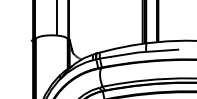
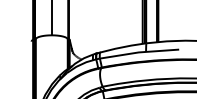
line position: (56, 18) -> (51, 18) (51, 18)
